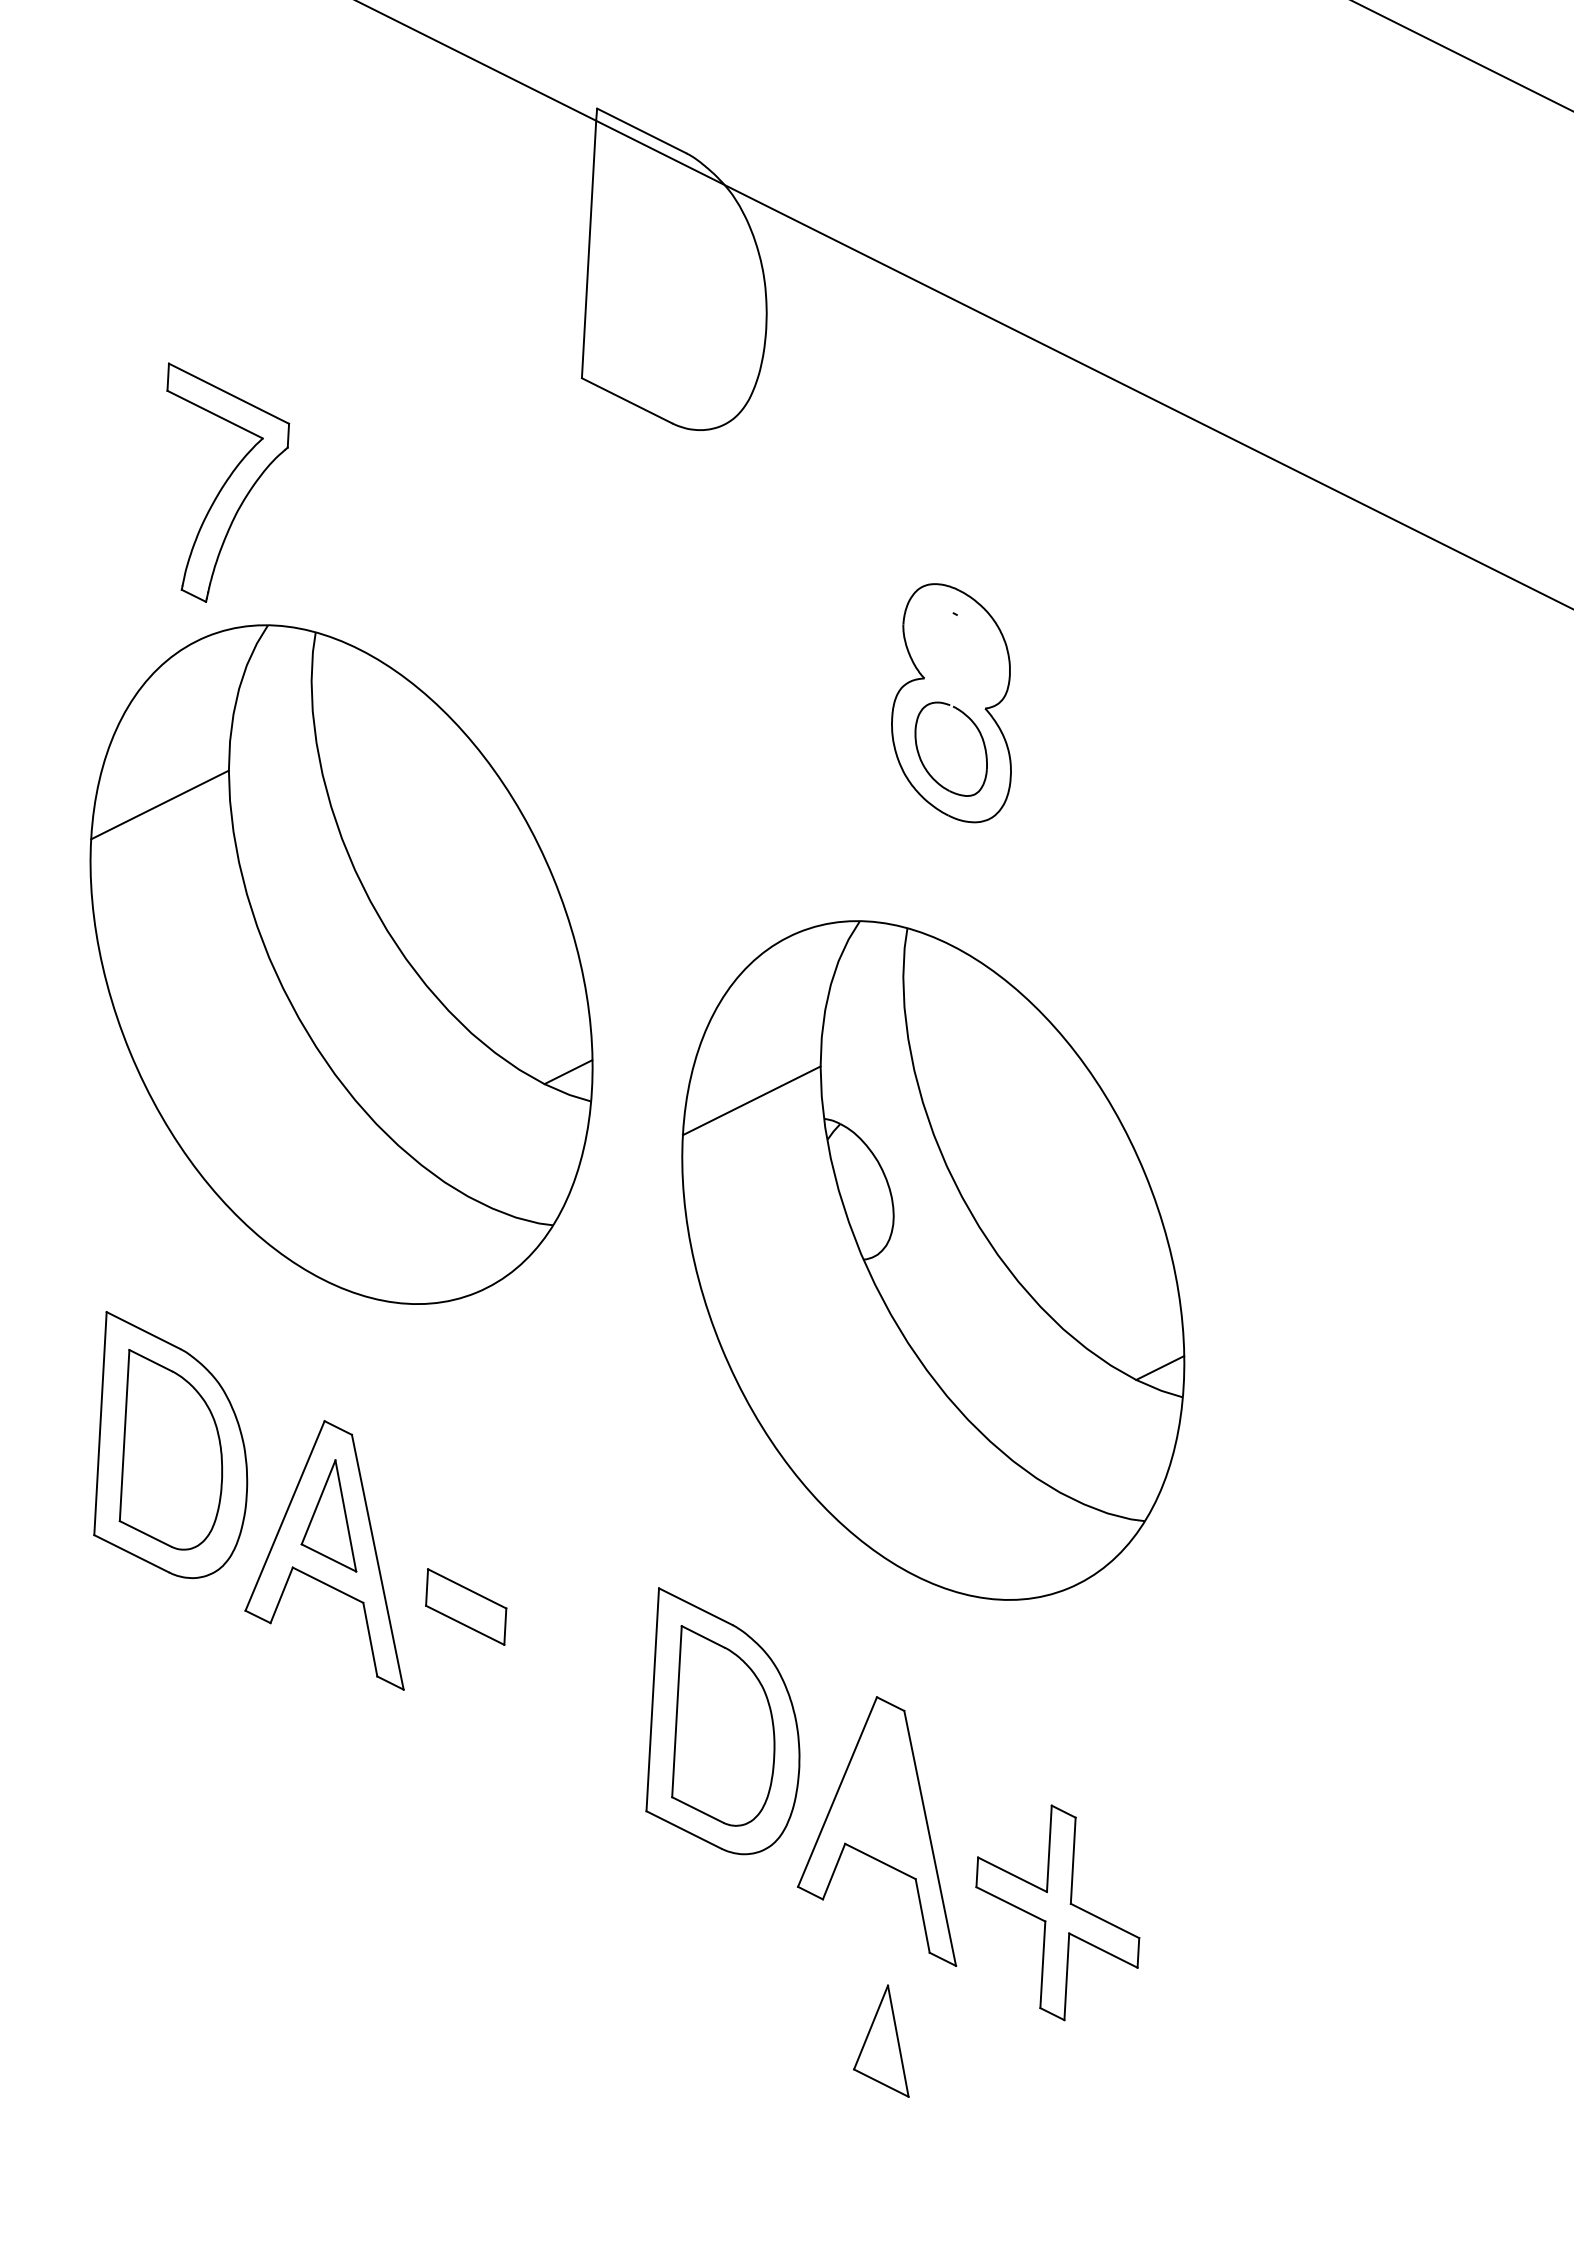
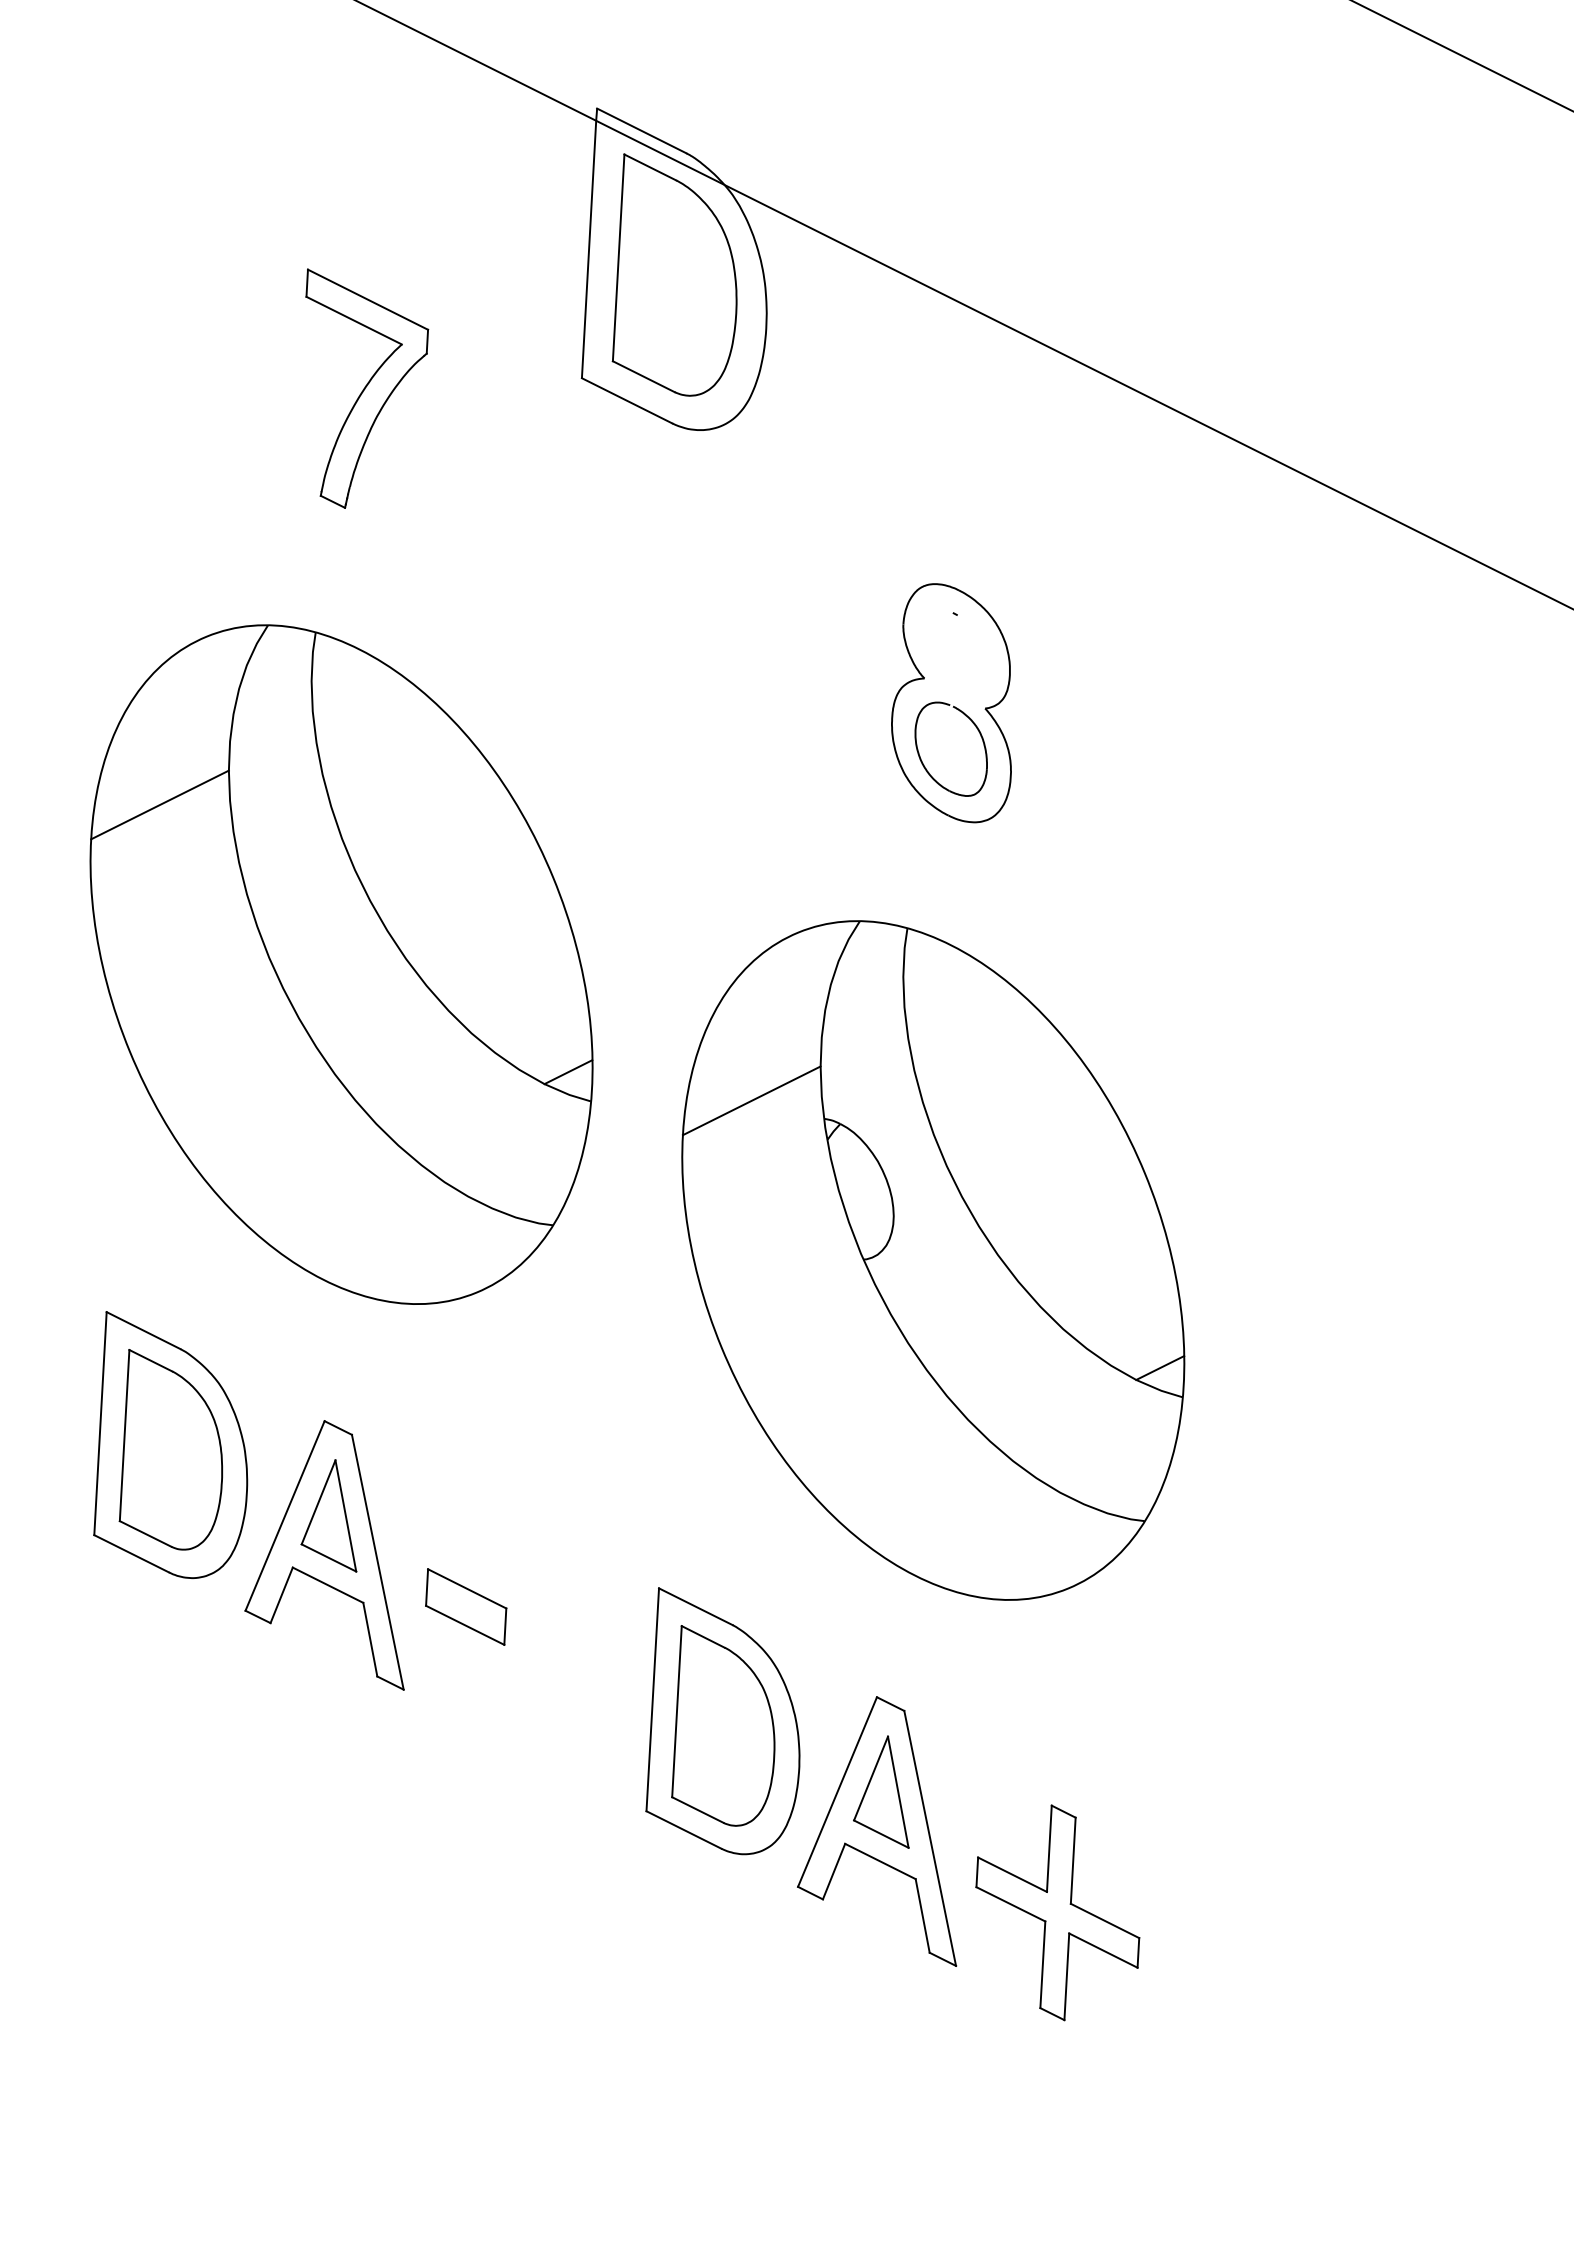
part: none -> present (674, 274)
part position: (228, 482) -> (367, 388) (367, 388)
part position: (881, 2040) -> (881, 1791) (881, 1791)
